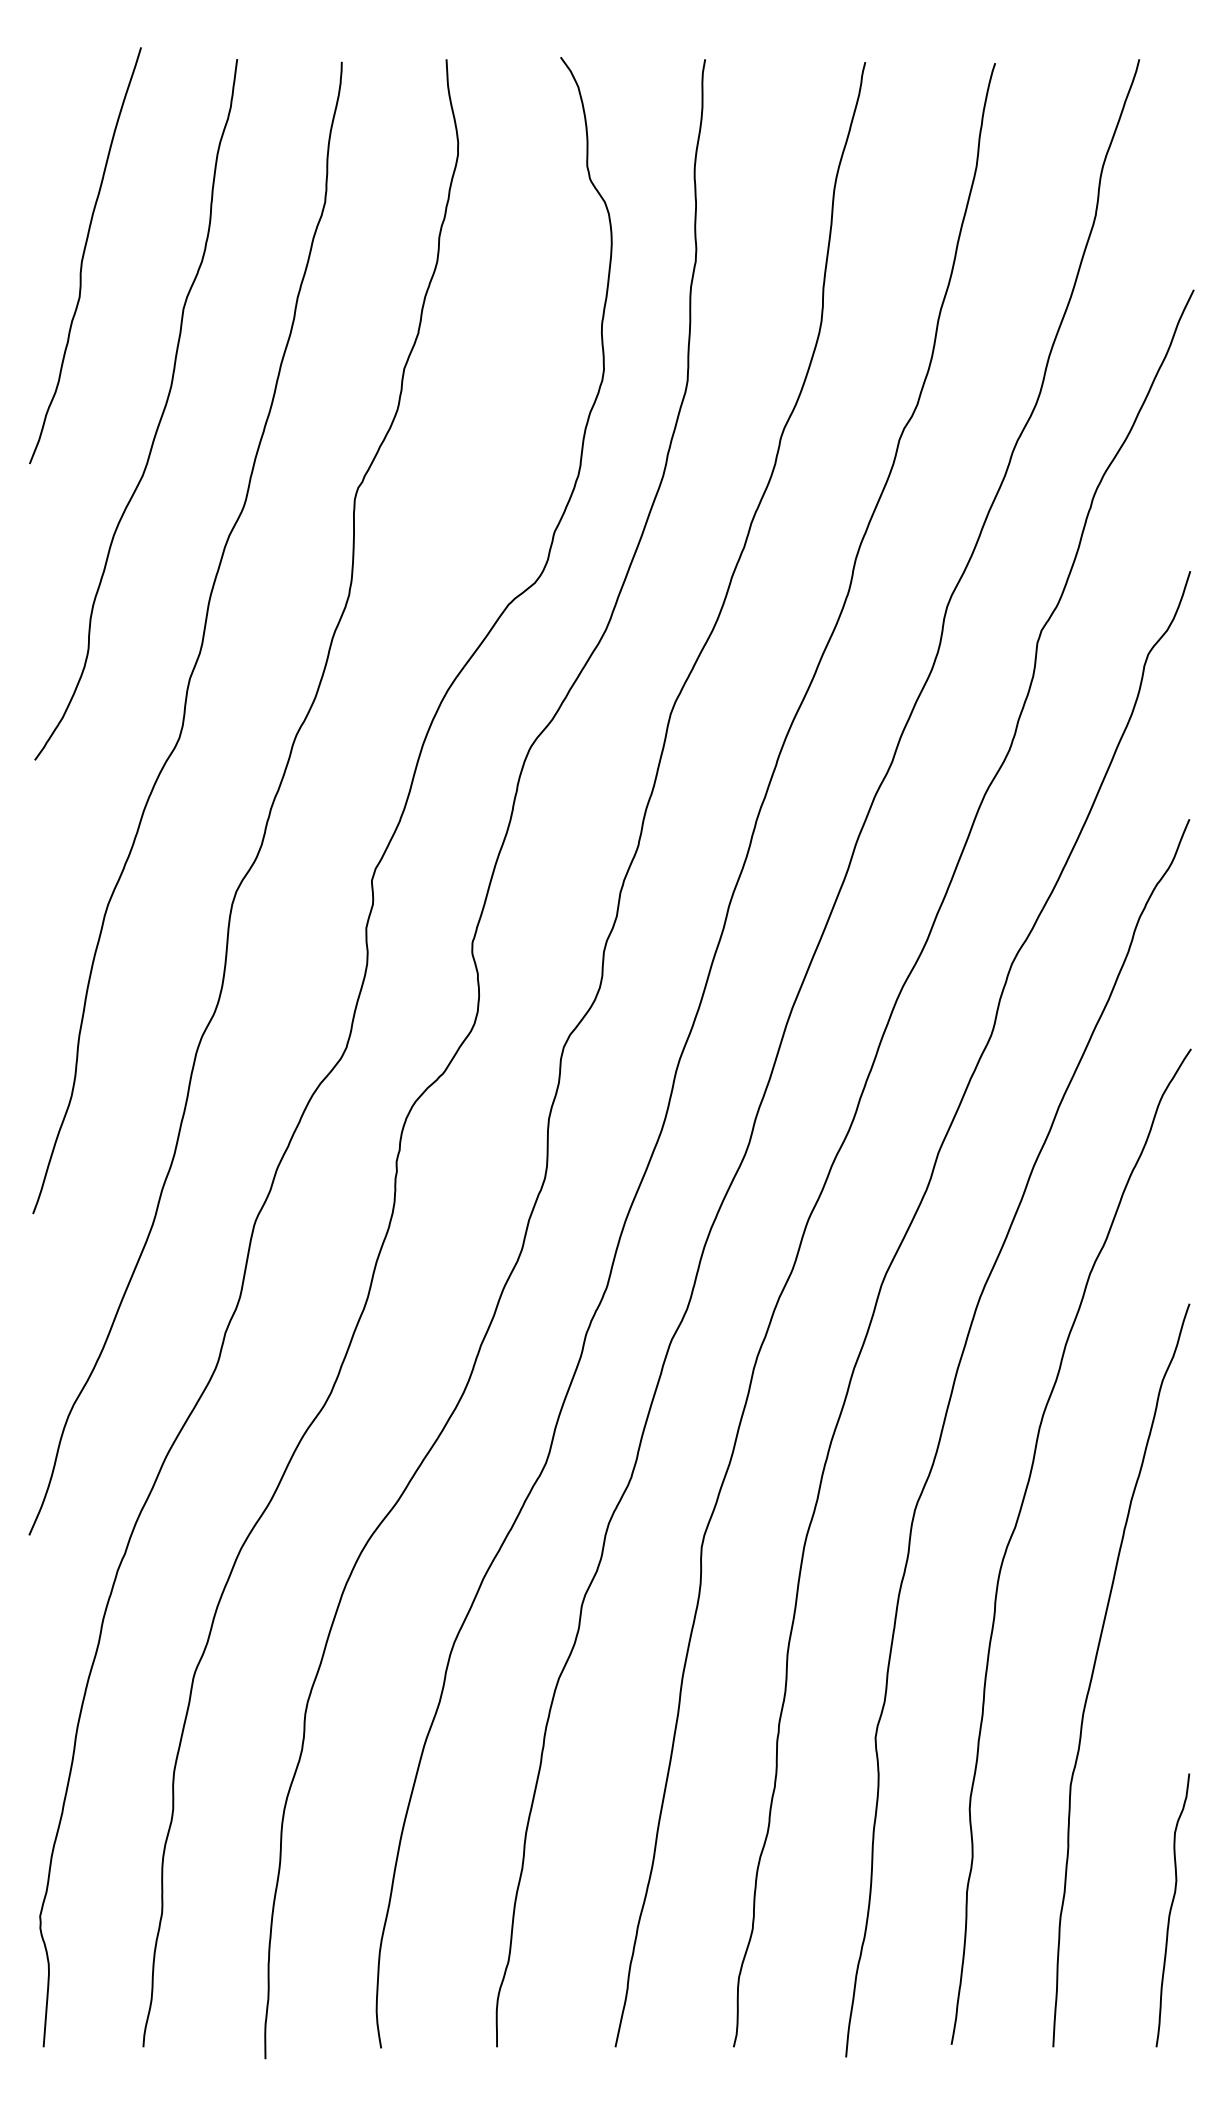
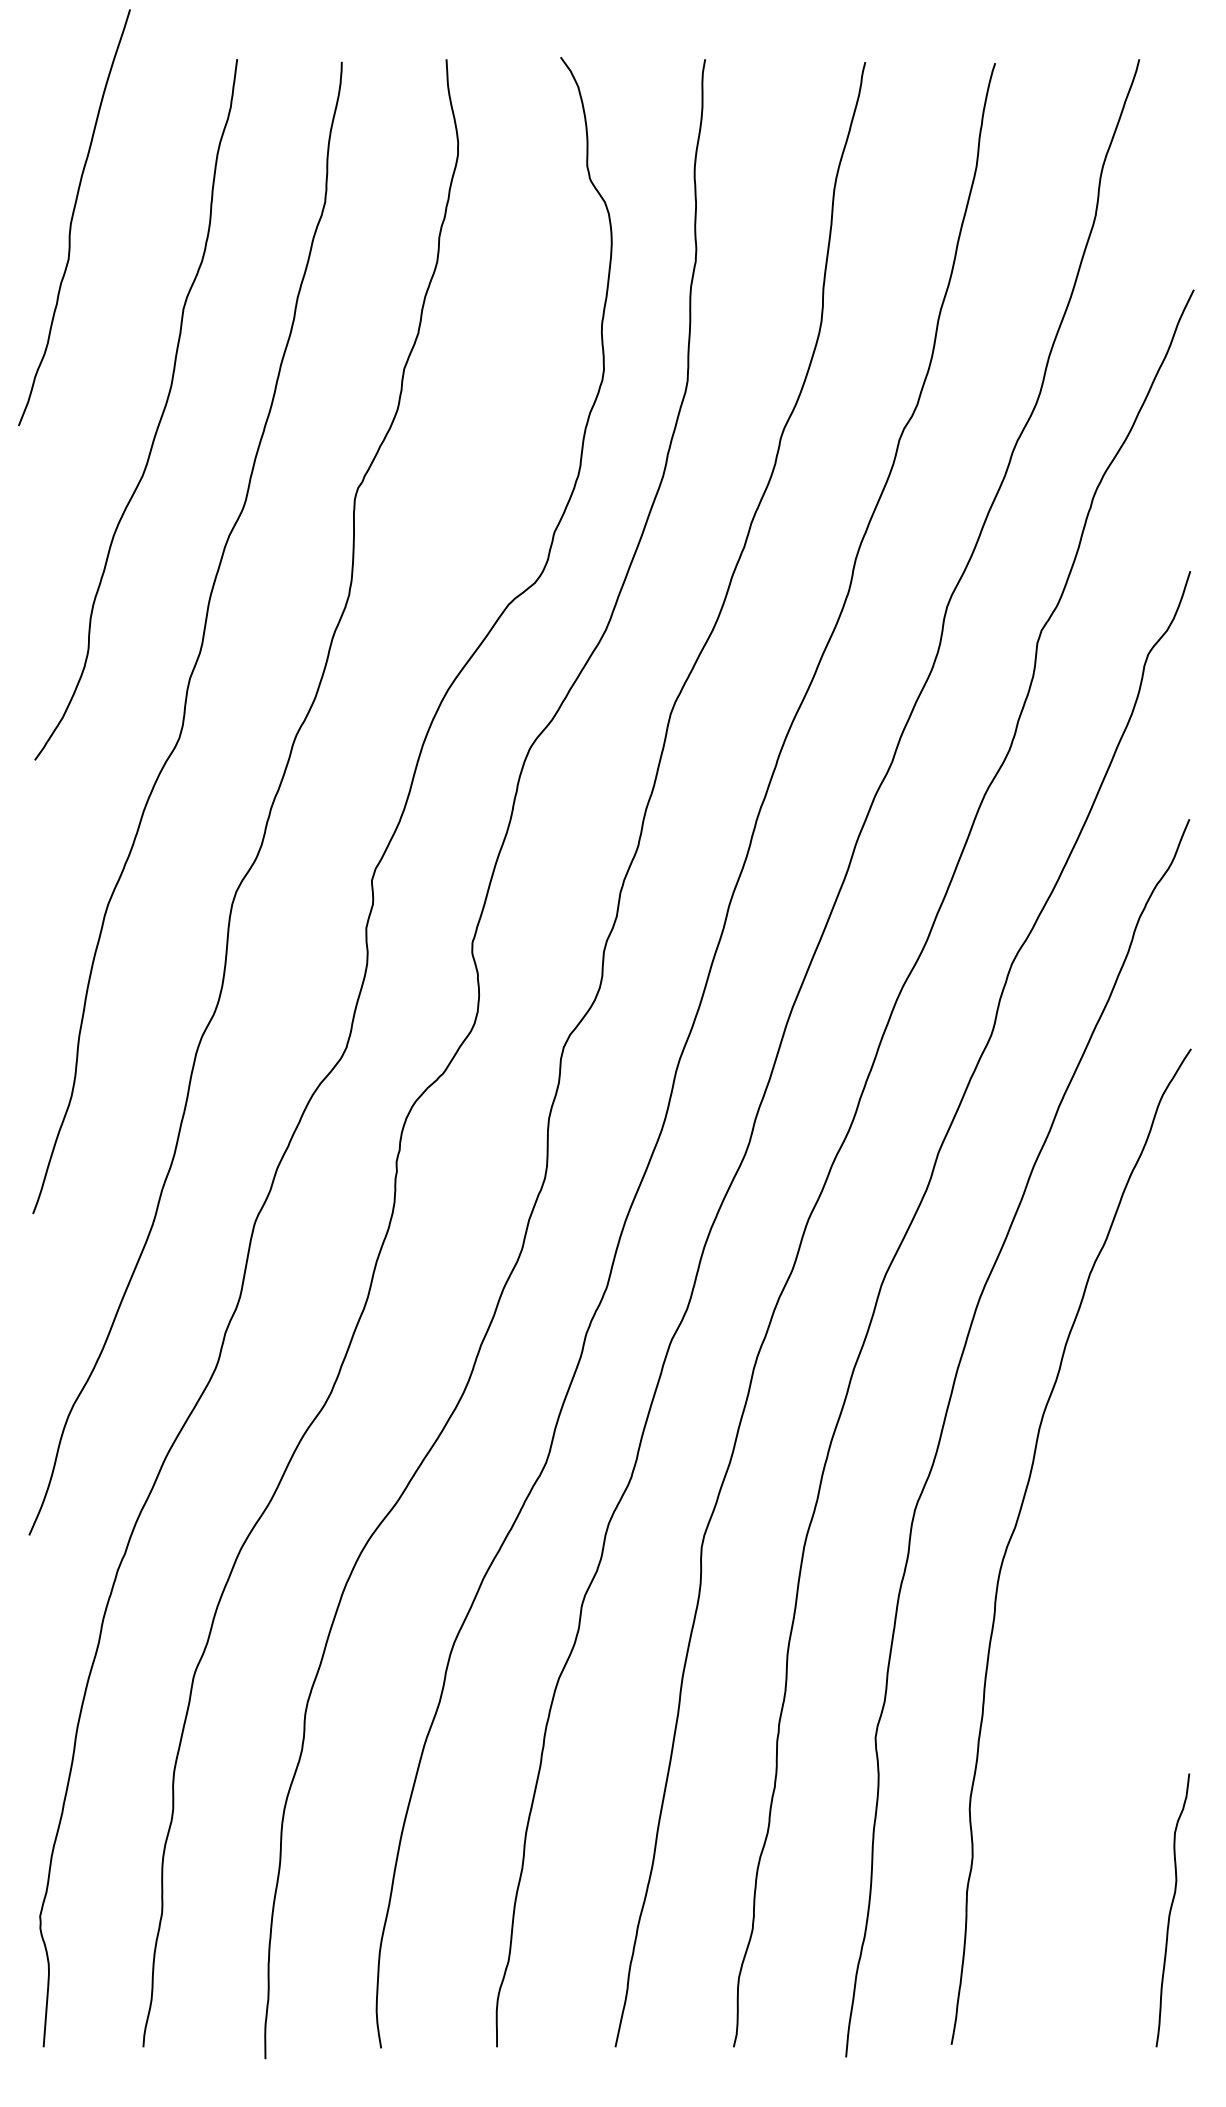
curve position: (84, 255) -> (73, 217) (73, 217)
curve: present -> none (1094, 1670)
